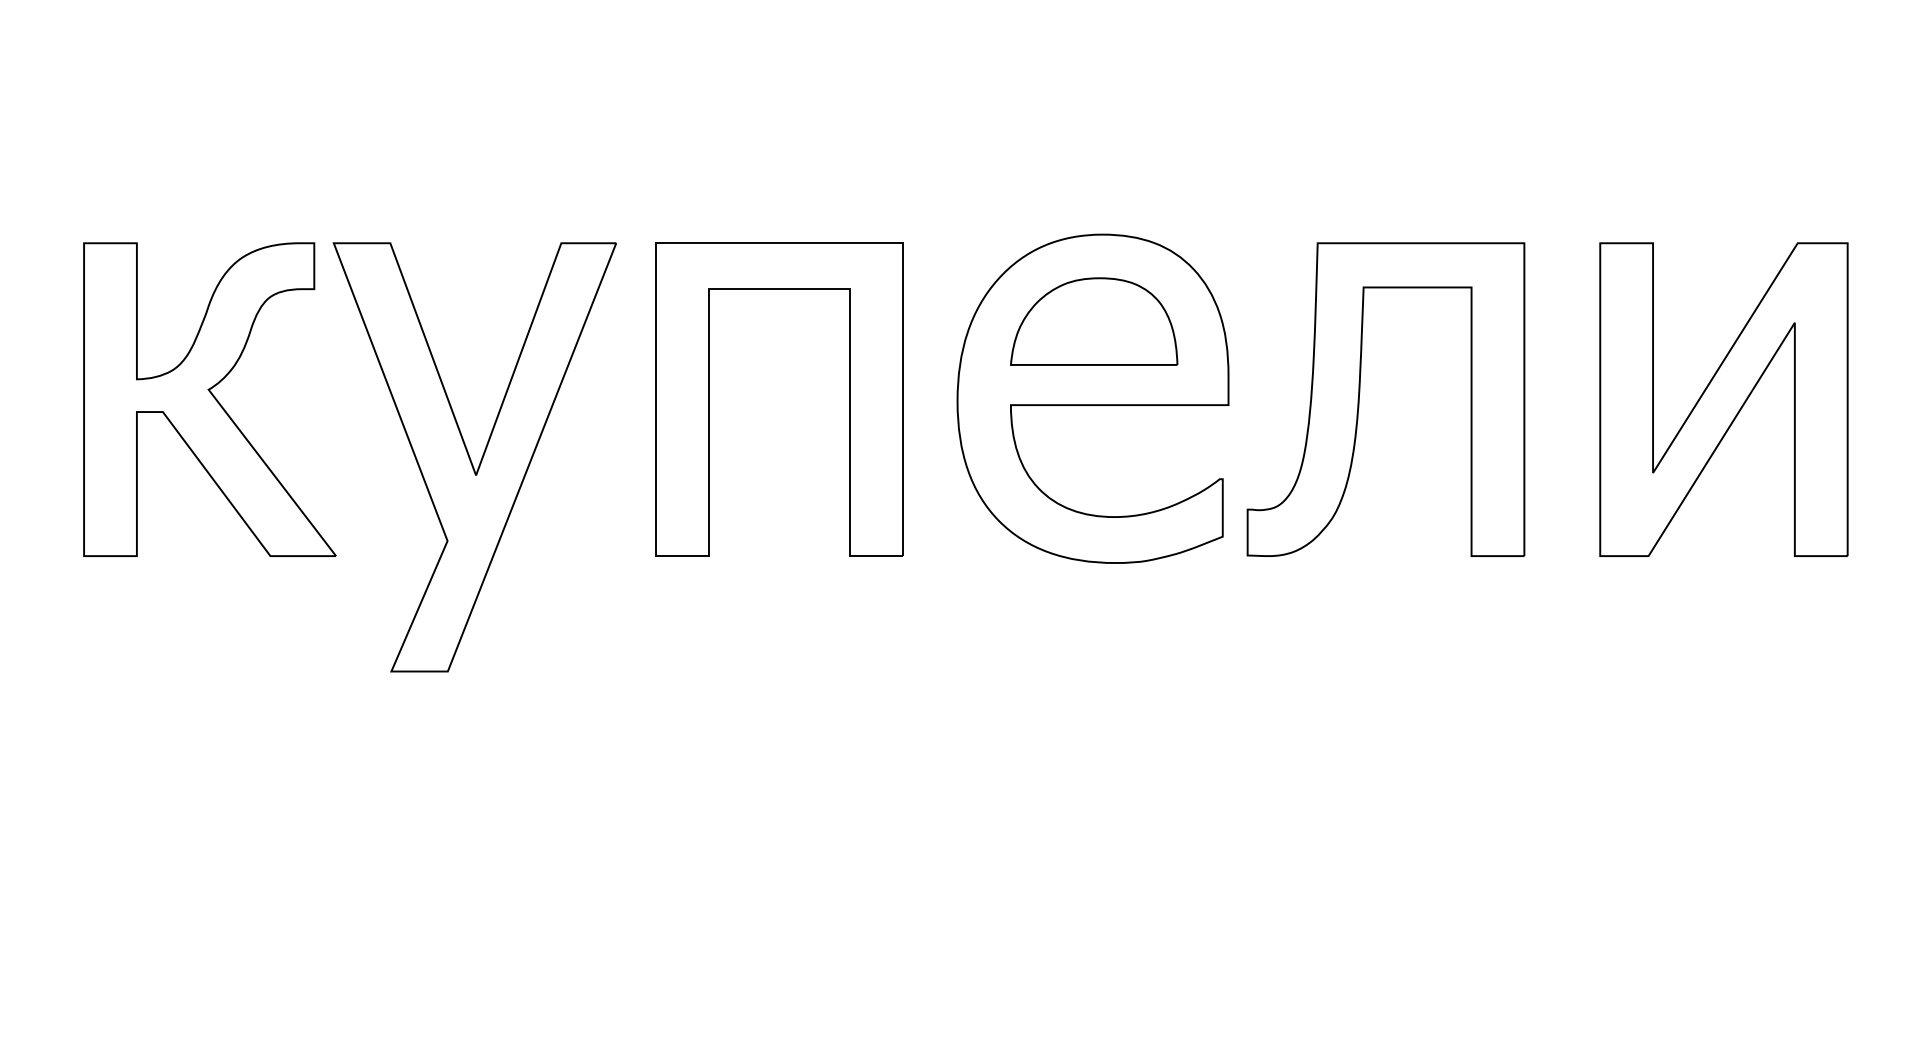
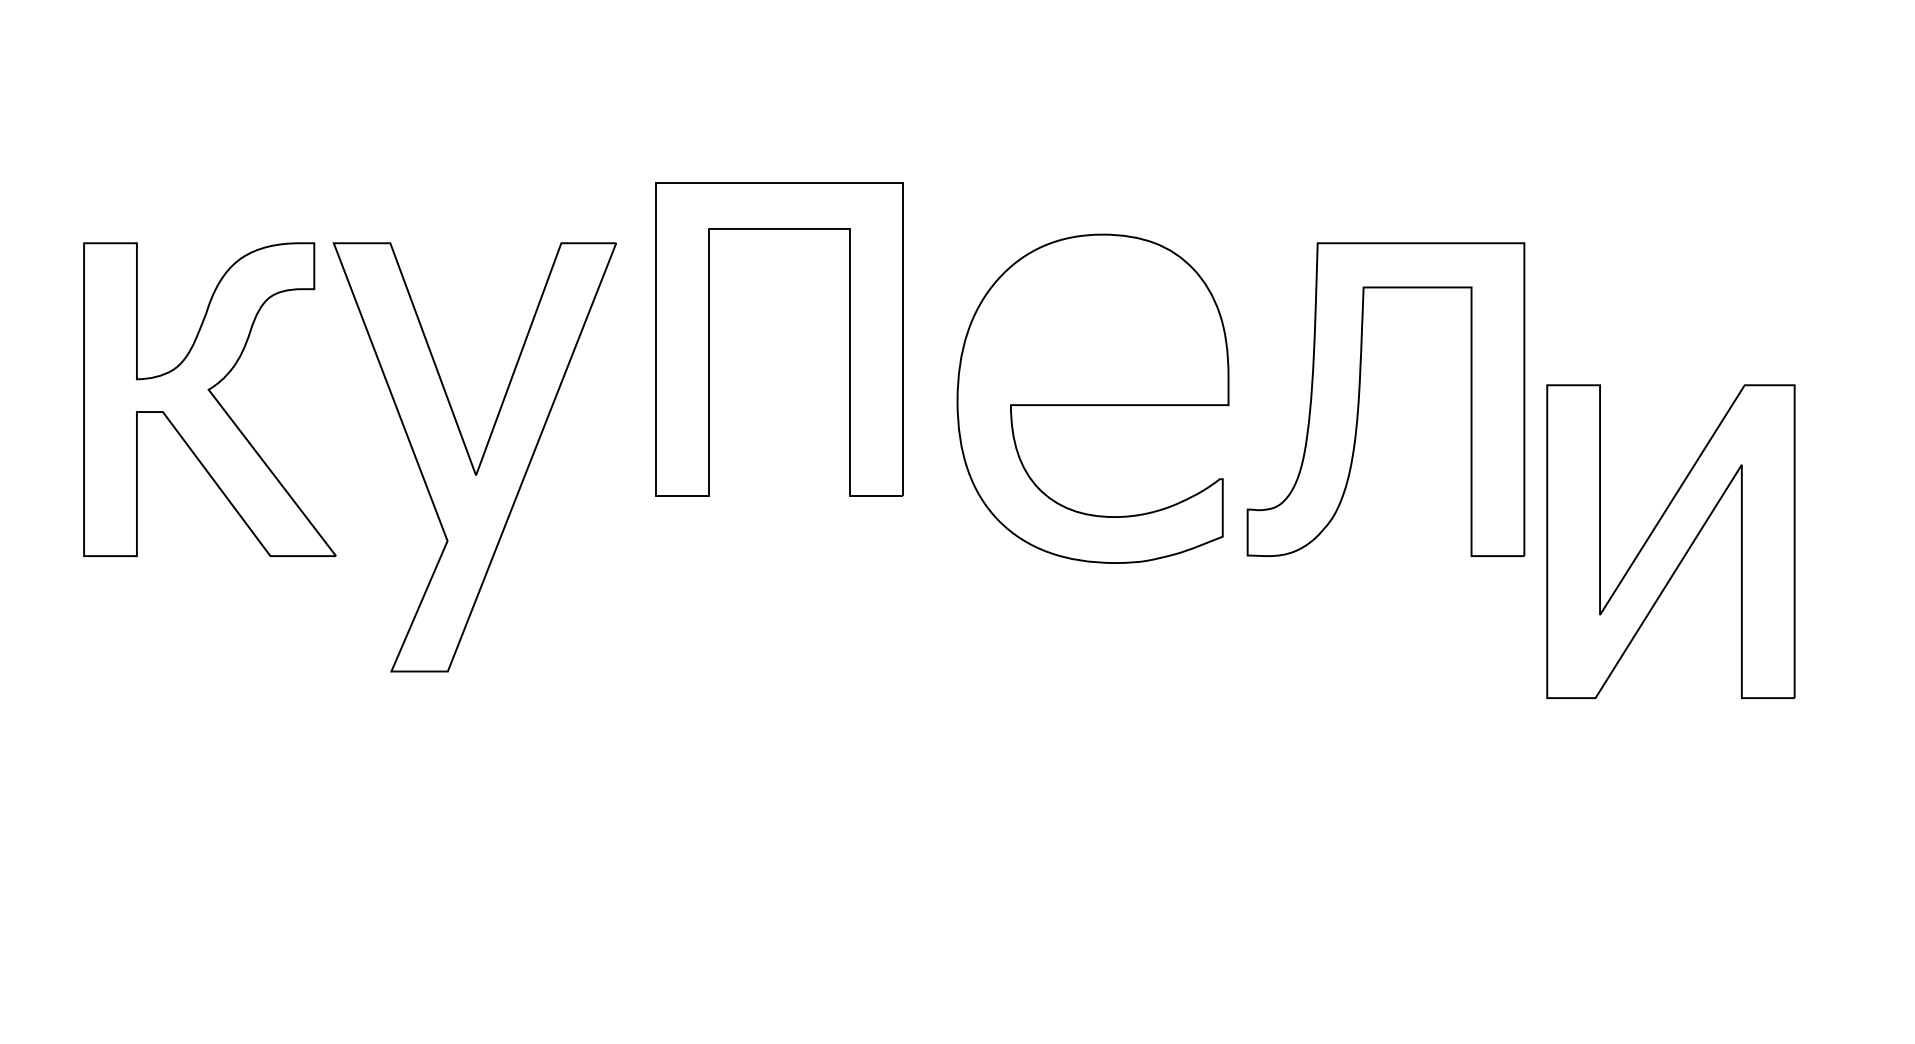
part: present -> none (1094, 321)
part position: (709, 399) -> (709, 339) (709, 339)
part position: (1723, 399) -> (1670, 541) (1670, 541)
